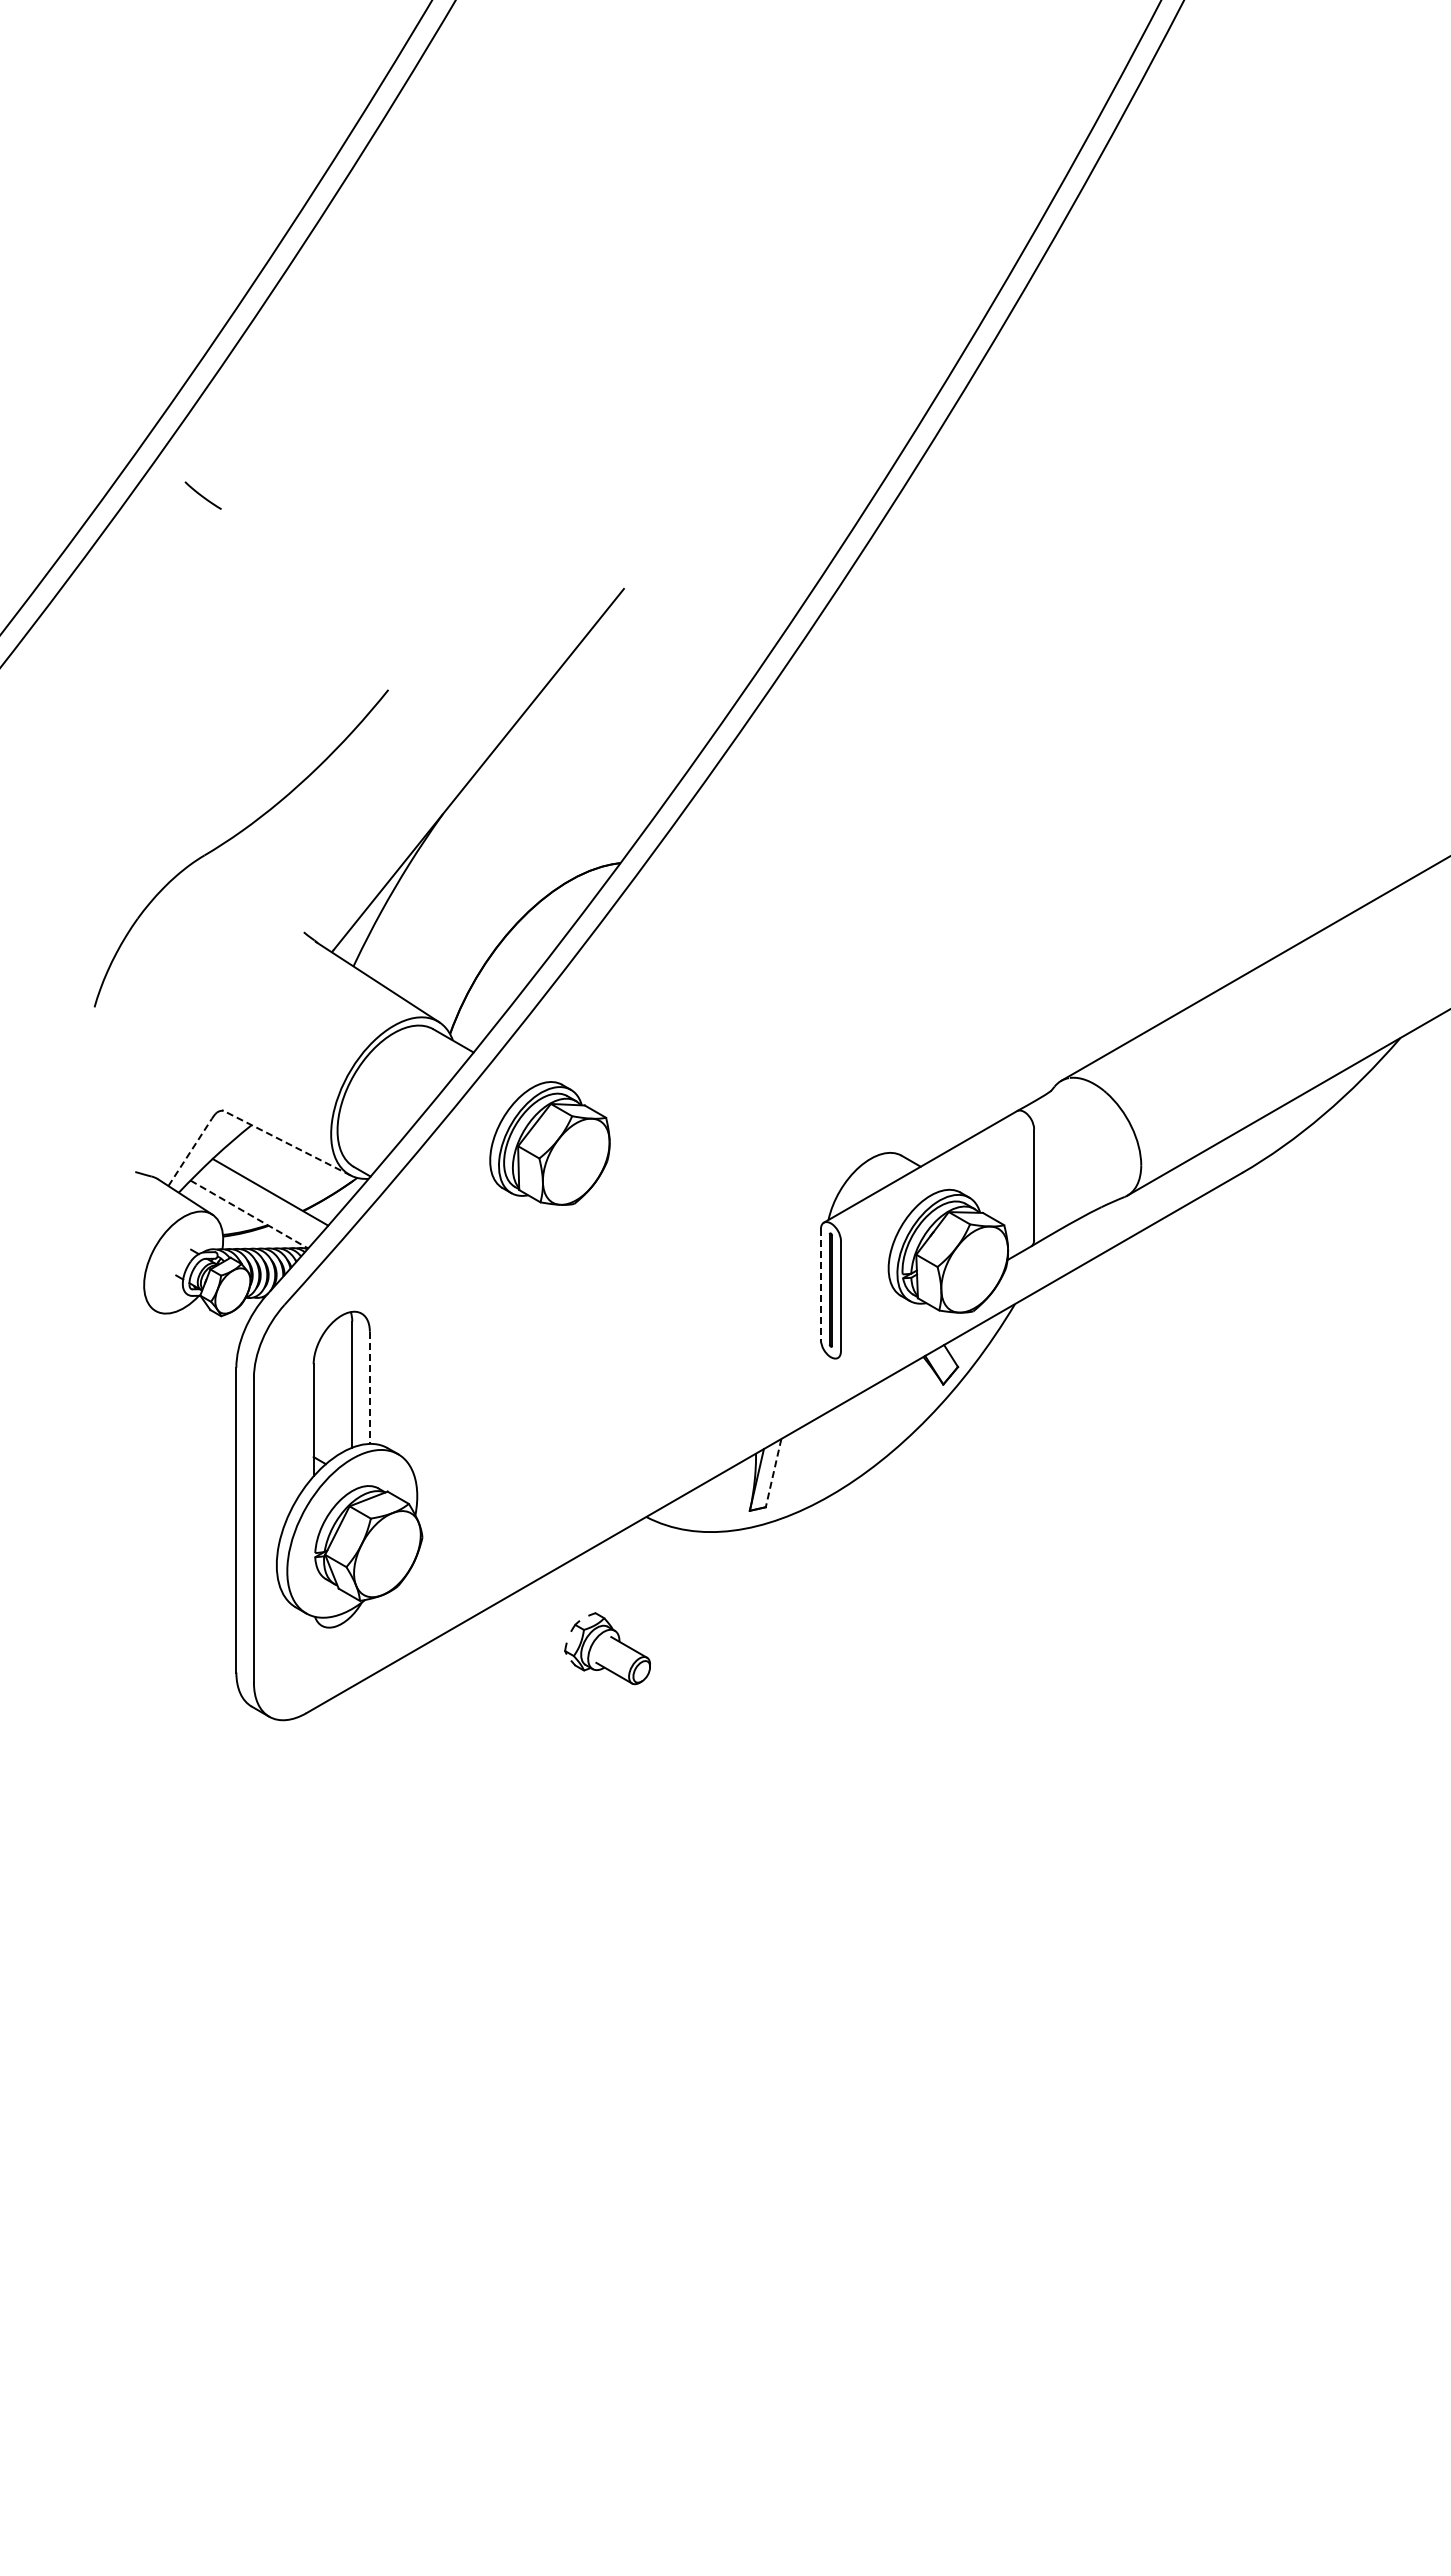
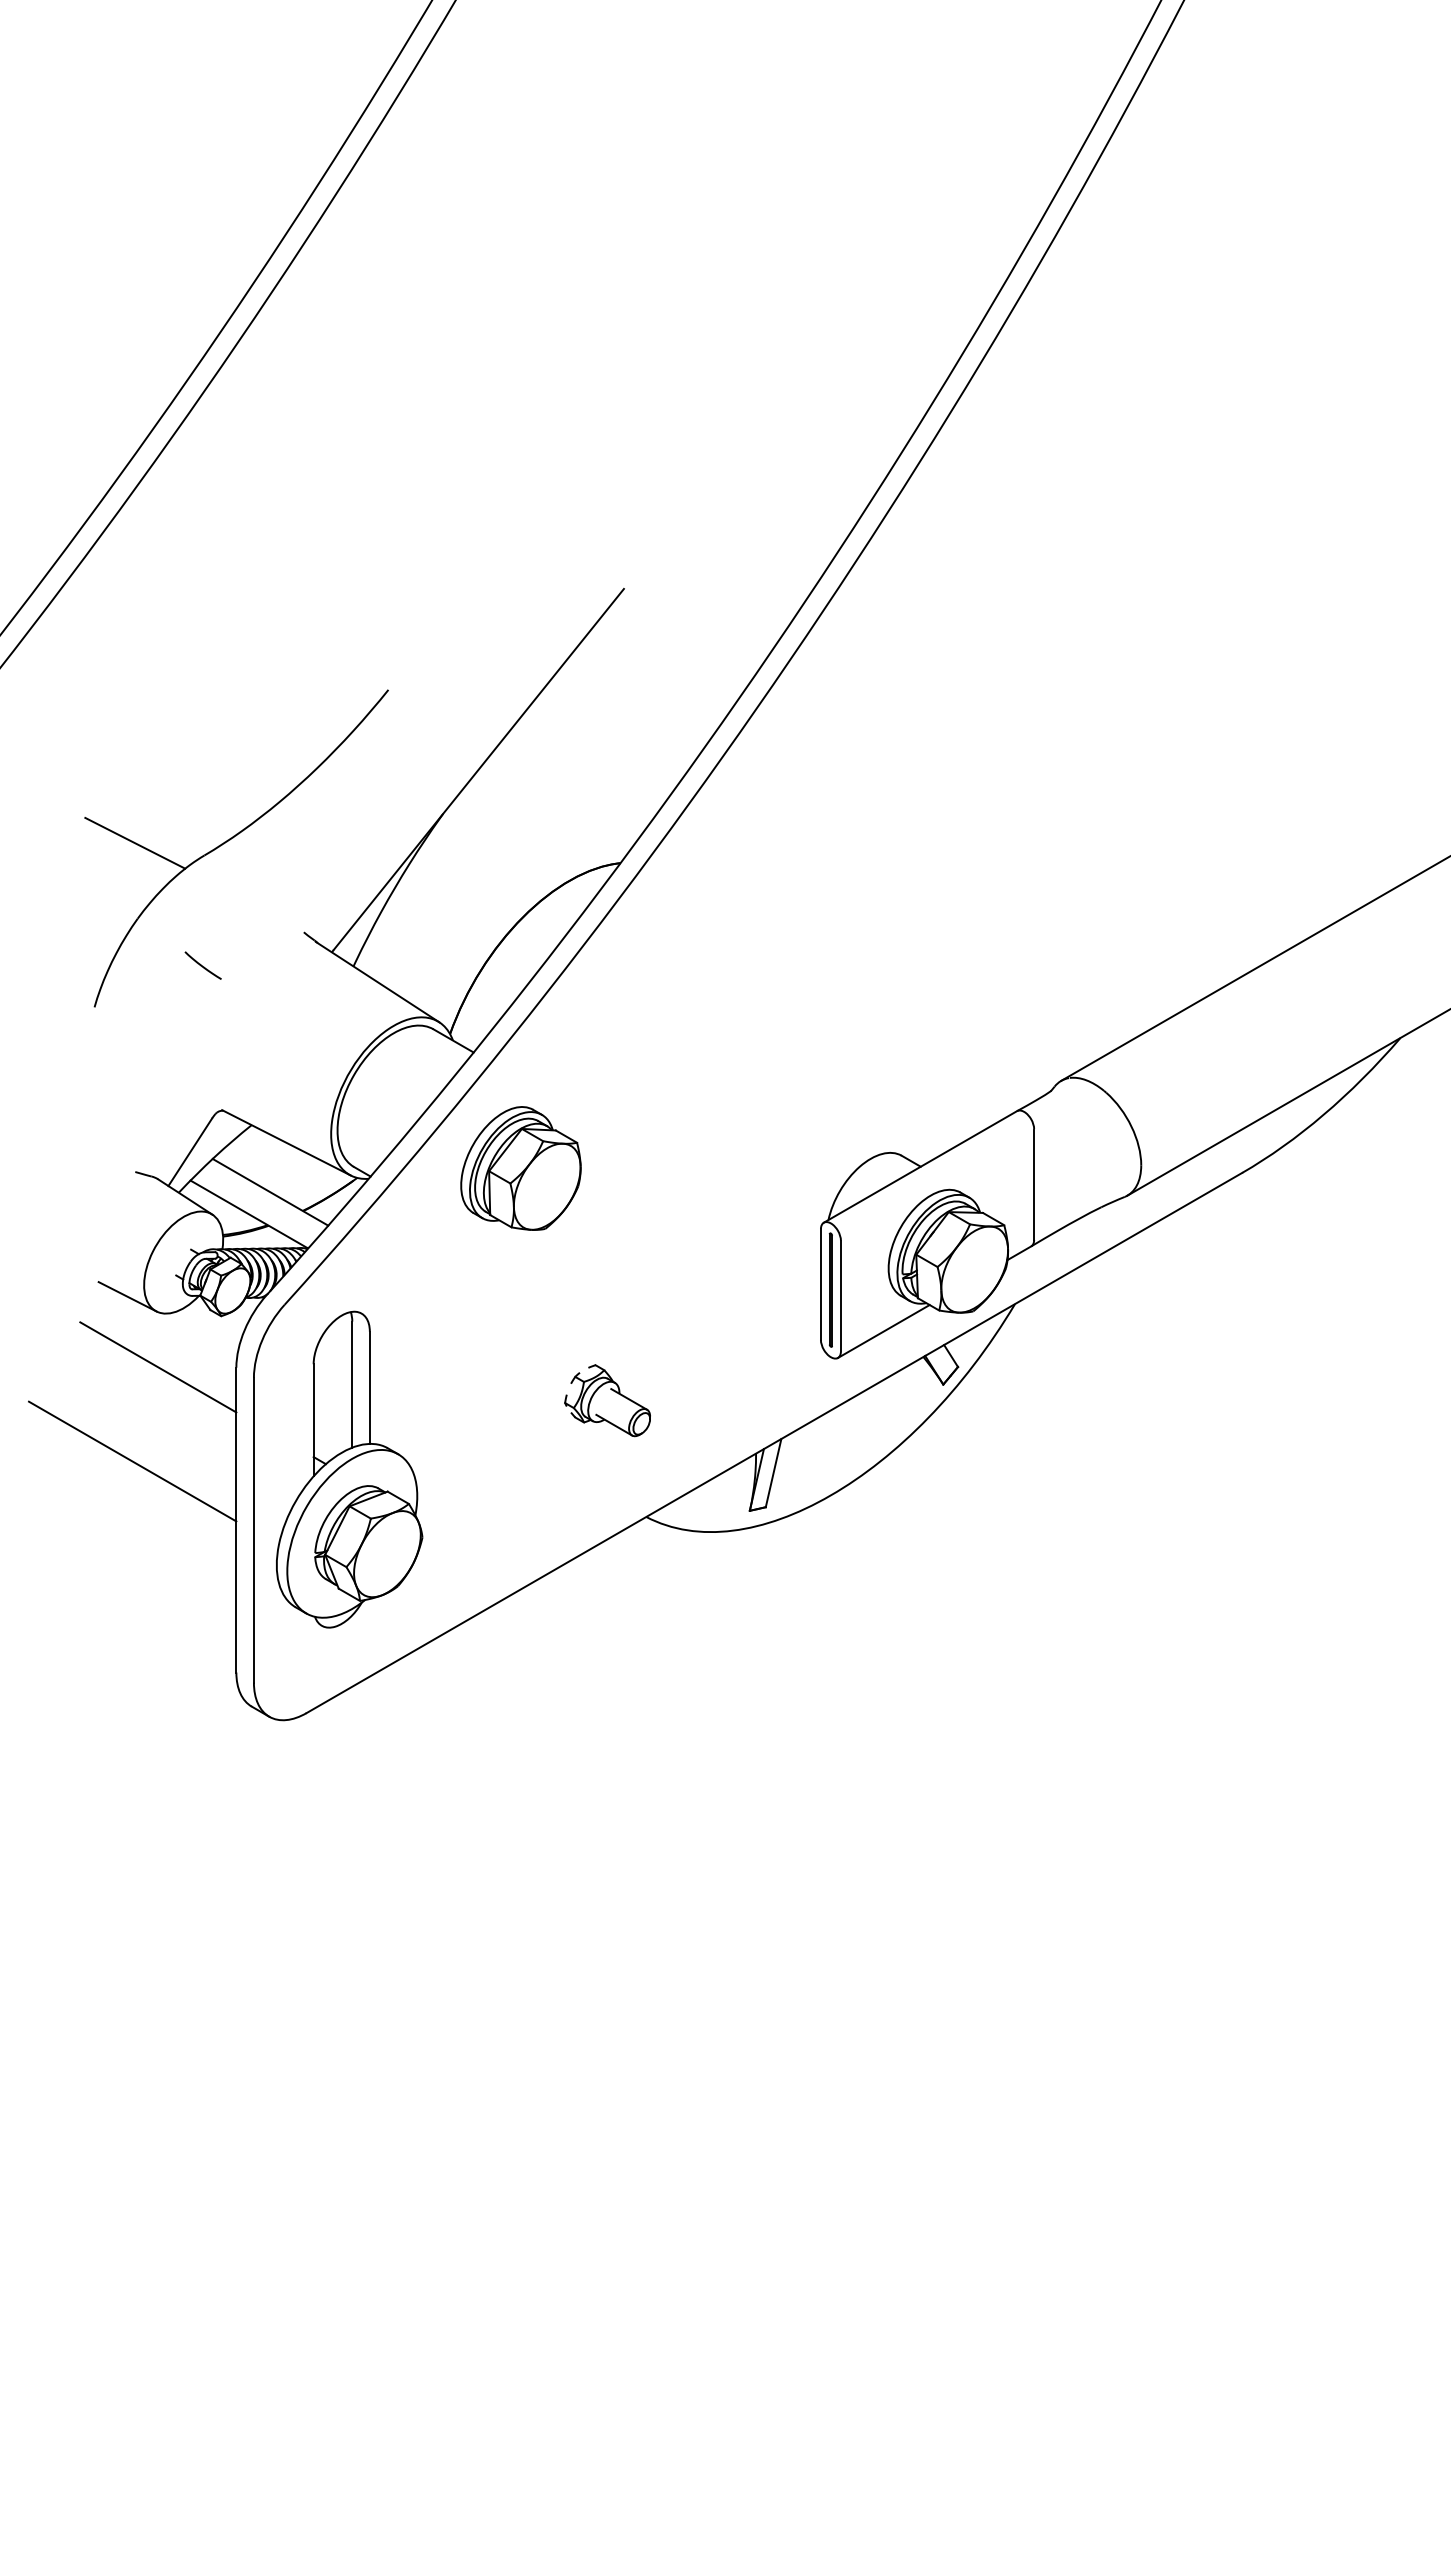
curve position: (202, 495) -> (202, 965) (202, 965)
line: none -> present (135, 842)
line: dashed -> solid (286, 1142)
part position: (549, 1143) -> (520, 1168) (520, 1168)
line: dashed -> solid (190, 1151)
line: dashed -> solid (249, 1214)
line: dashed -> solid (820, 1285)
line: none -> present (127, 1296)
line: none -> present (883, 1331)
line: none -> present (158, 1367)
line: dashed -> solid (369, 1388)
line: none -> present (132, 1461)
line: dashed -> solid (773, 1473)
part position: (607, 1648) -> (607, 1400) (607, 1400)
